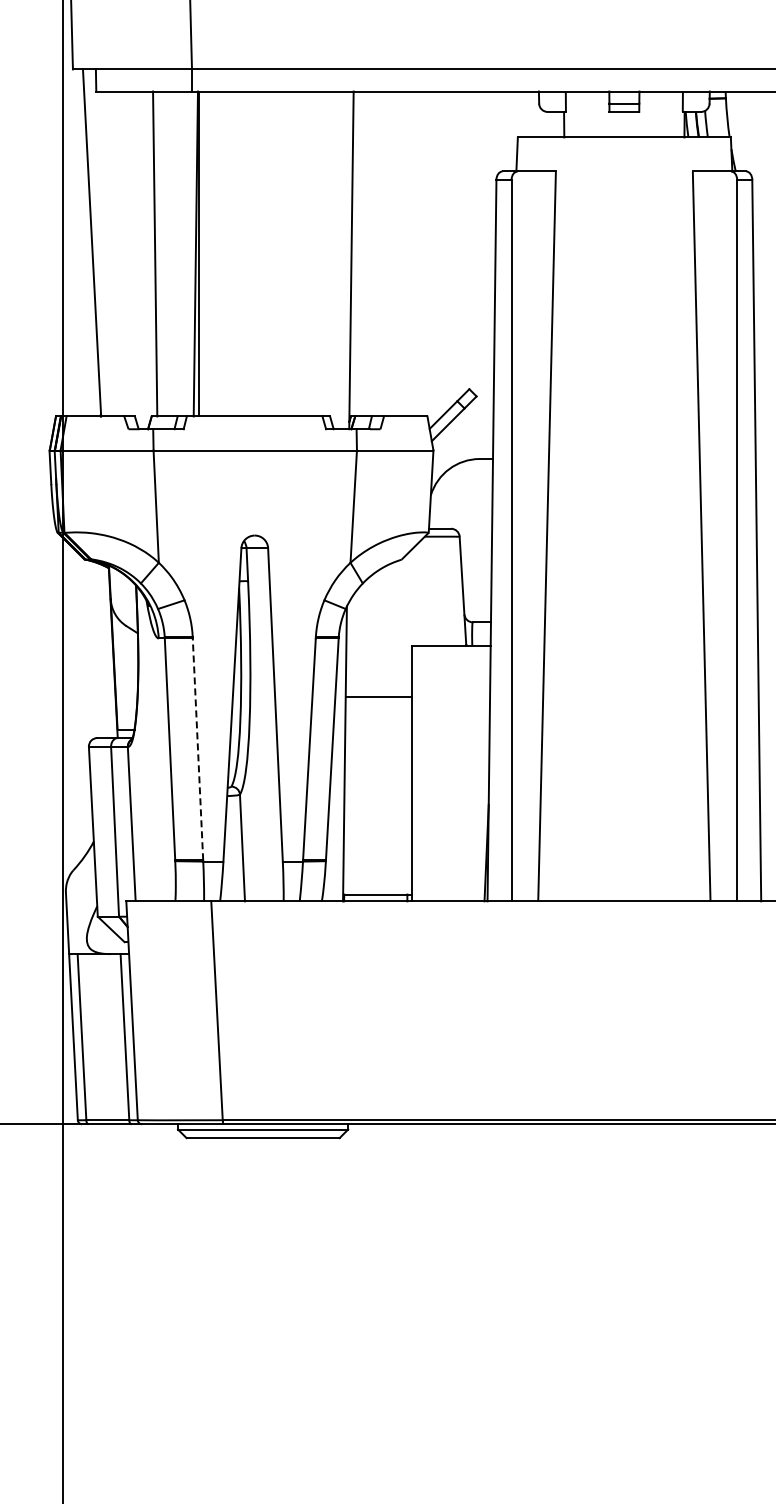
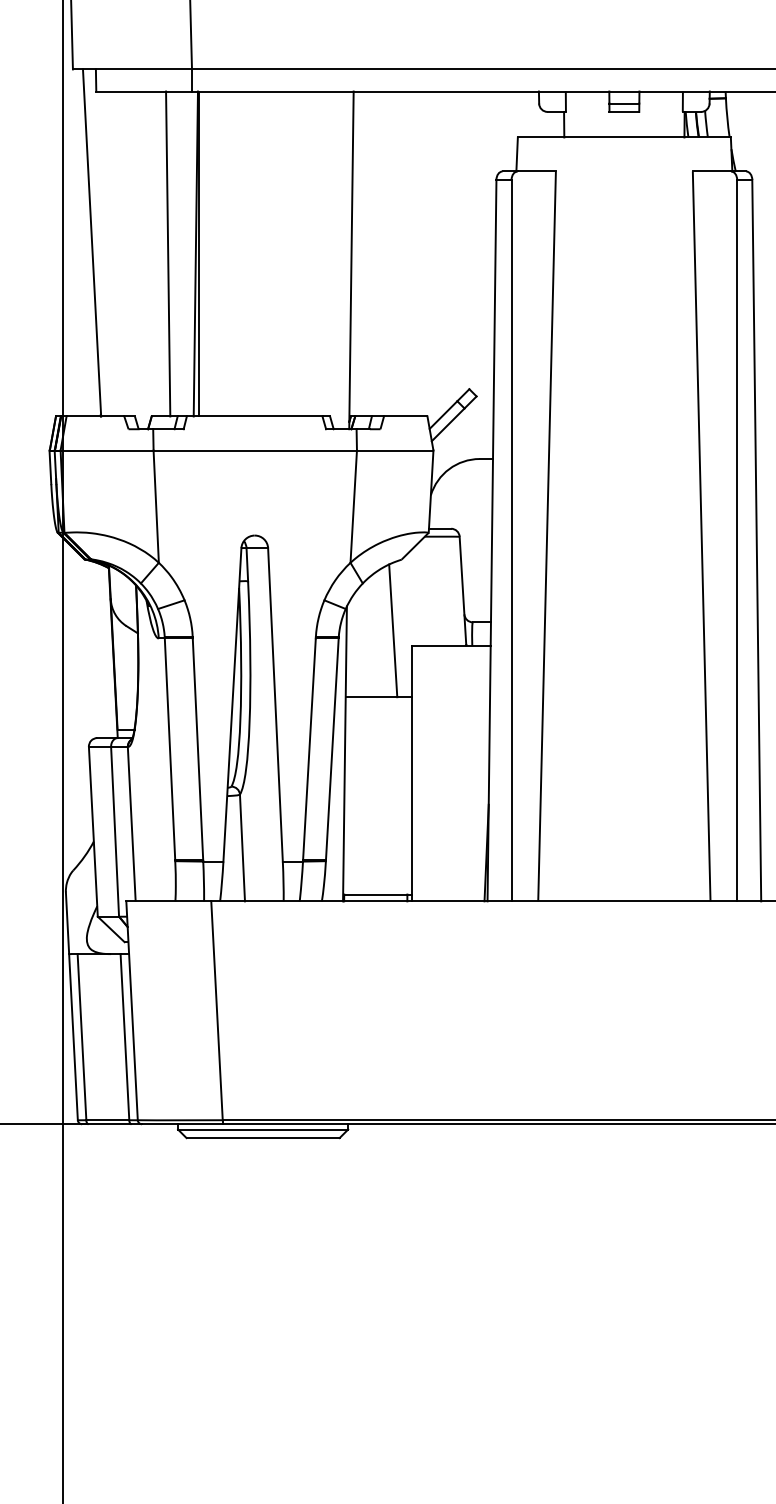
line position: (155, 253) -> (168, 253) (168, 253)
line: none -> present (393, 630)
line: dashed -> solid (197, 748)
